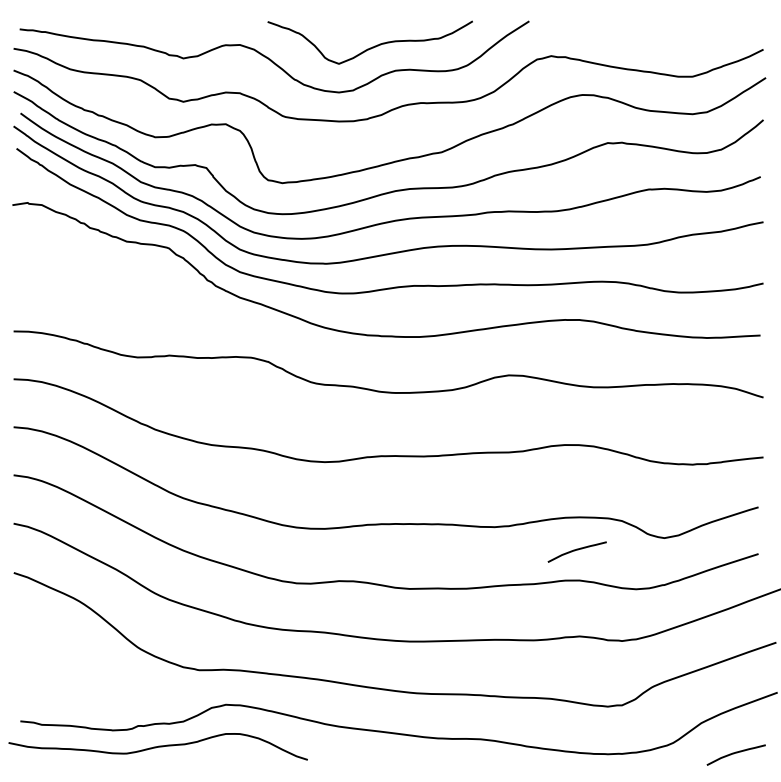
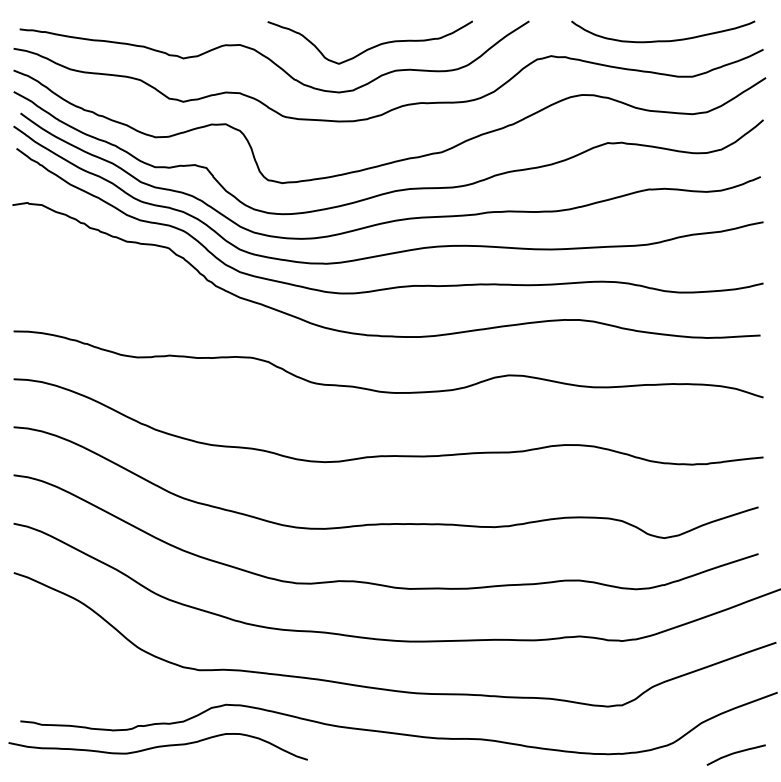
curve: none -> present (663, 40)
curve: present -> none (576, 550)
